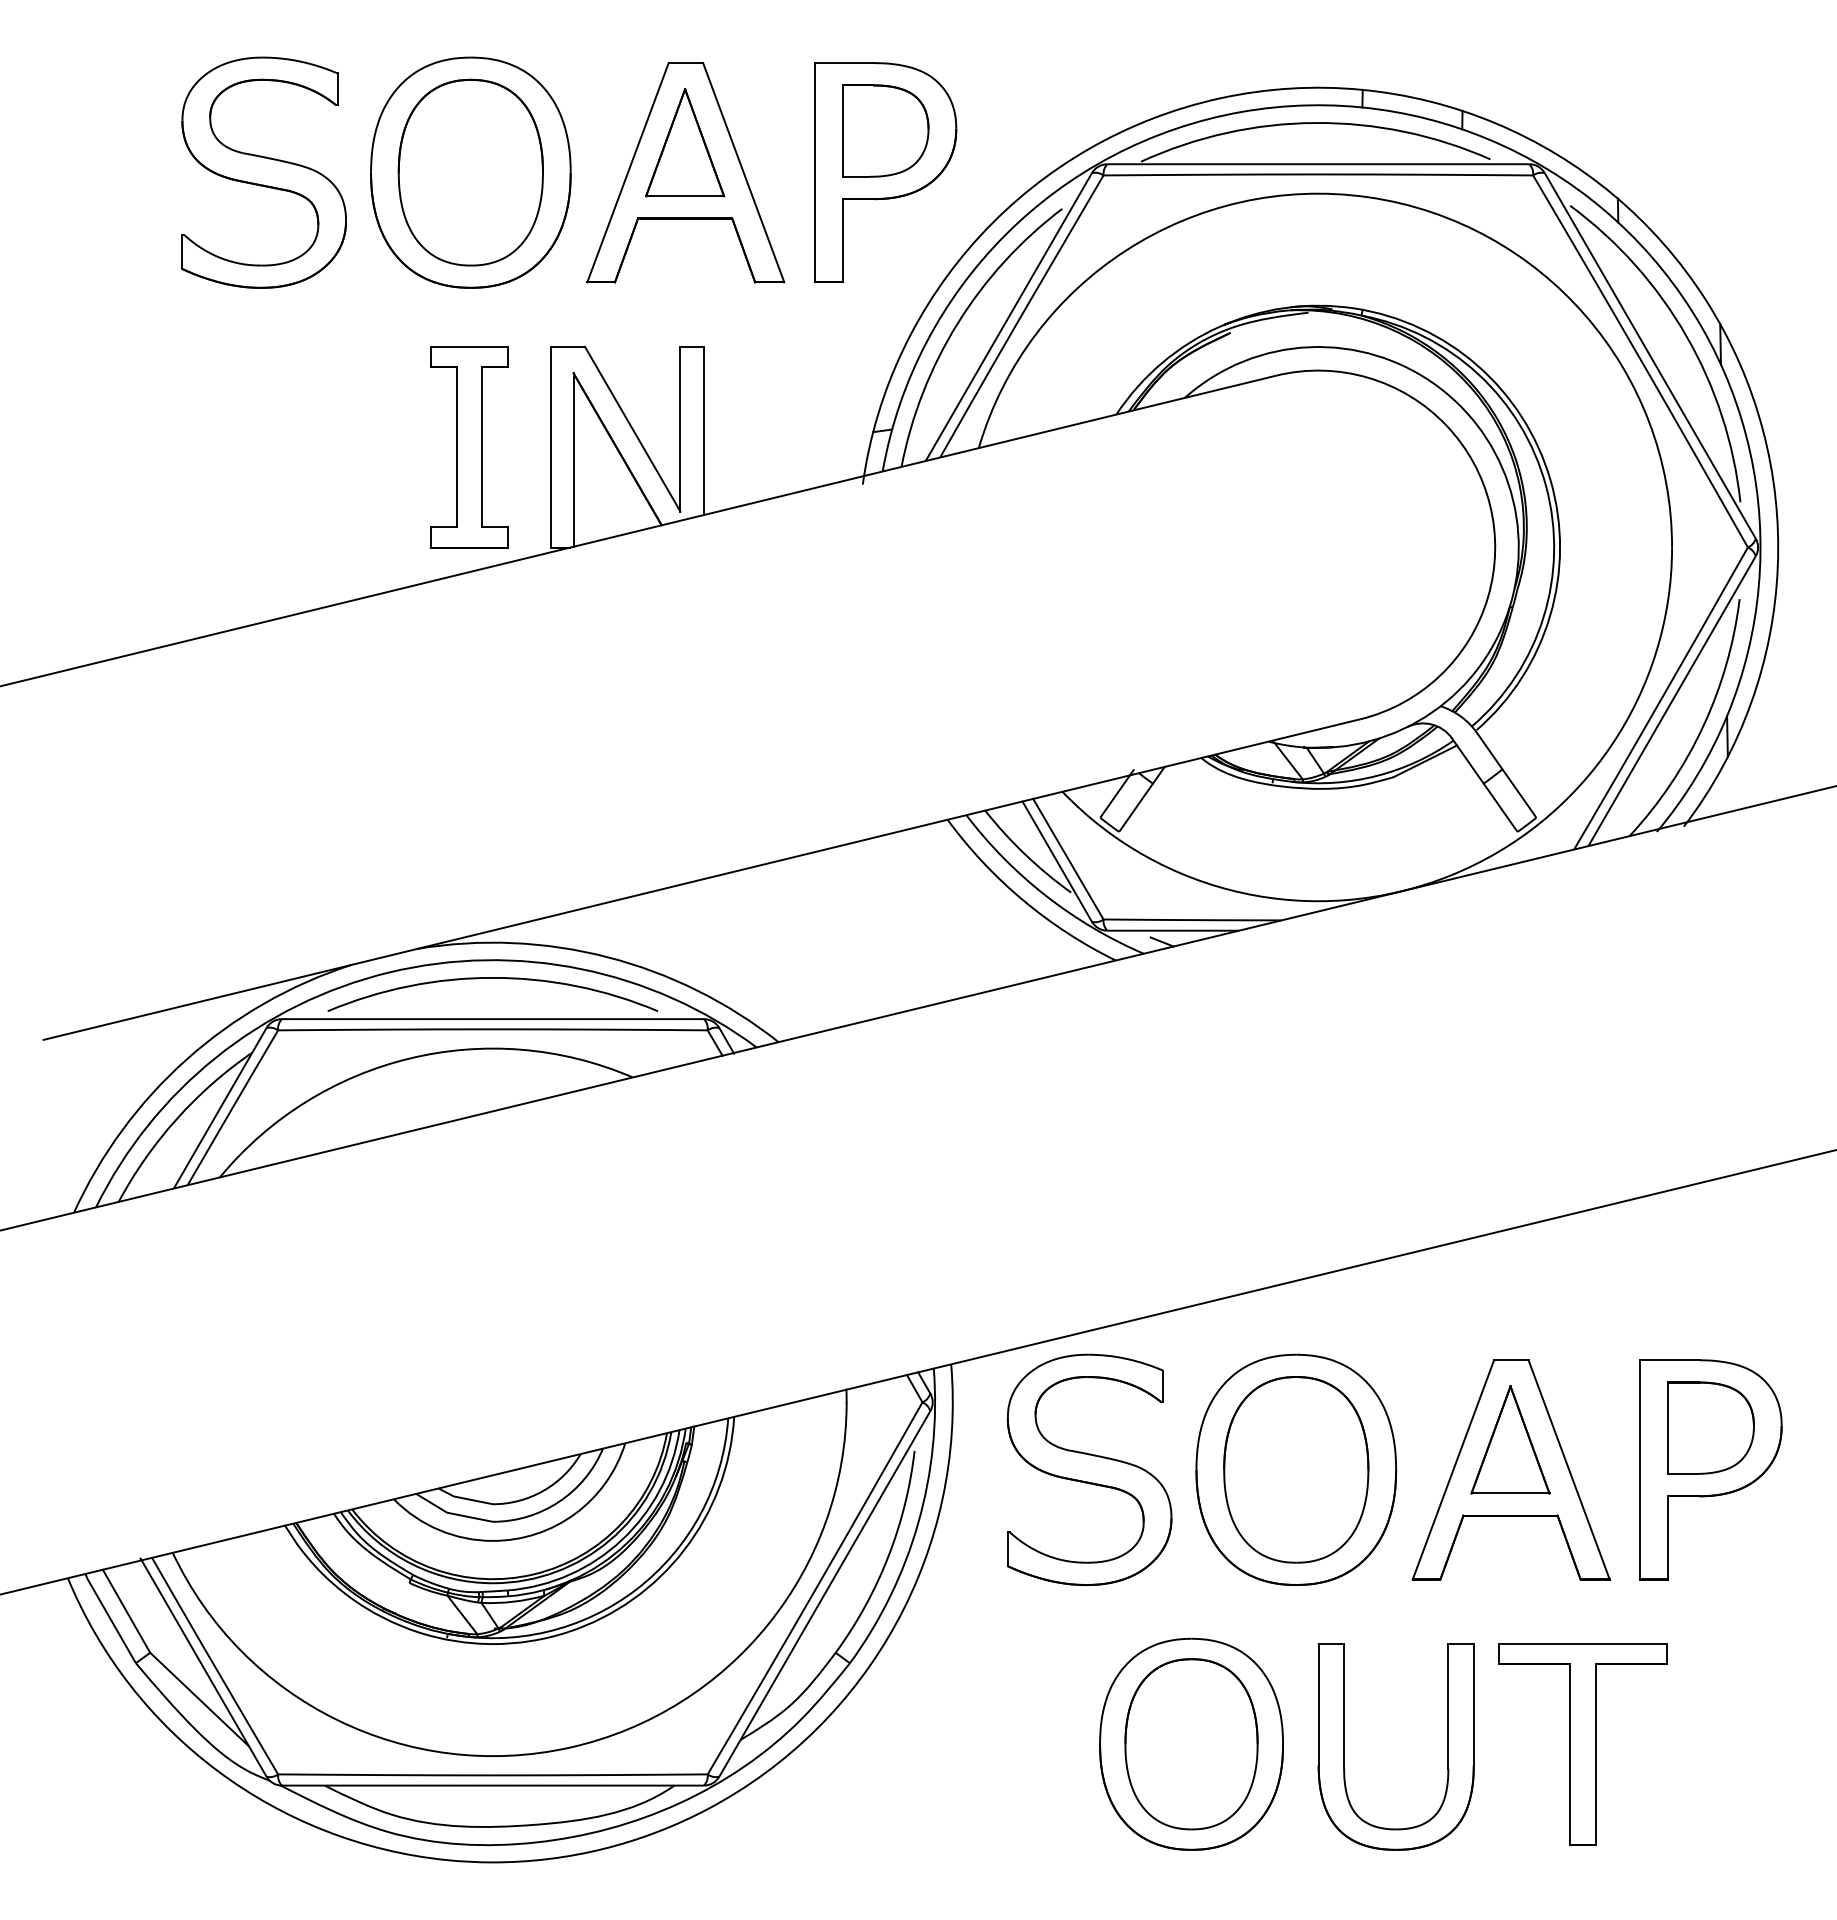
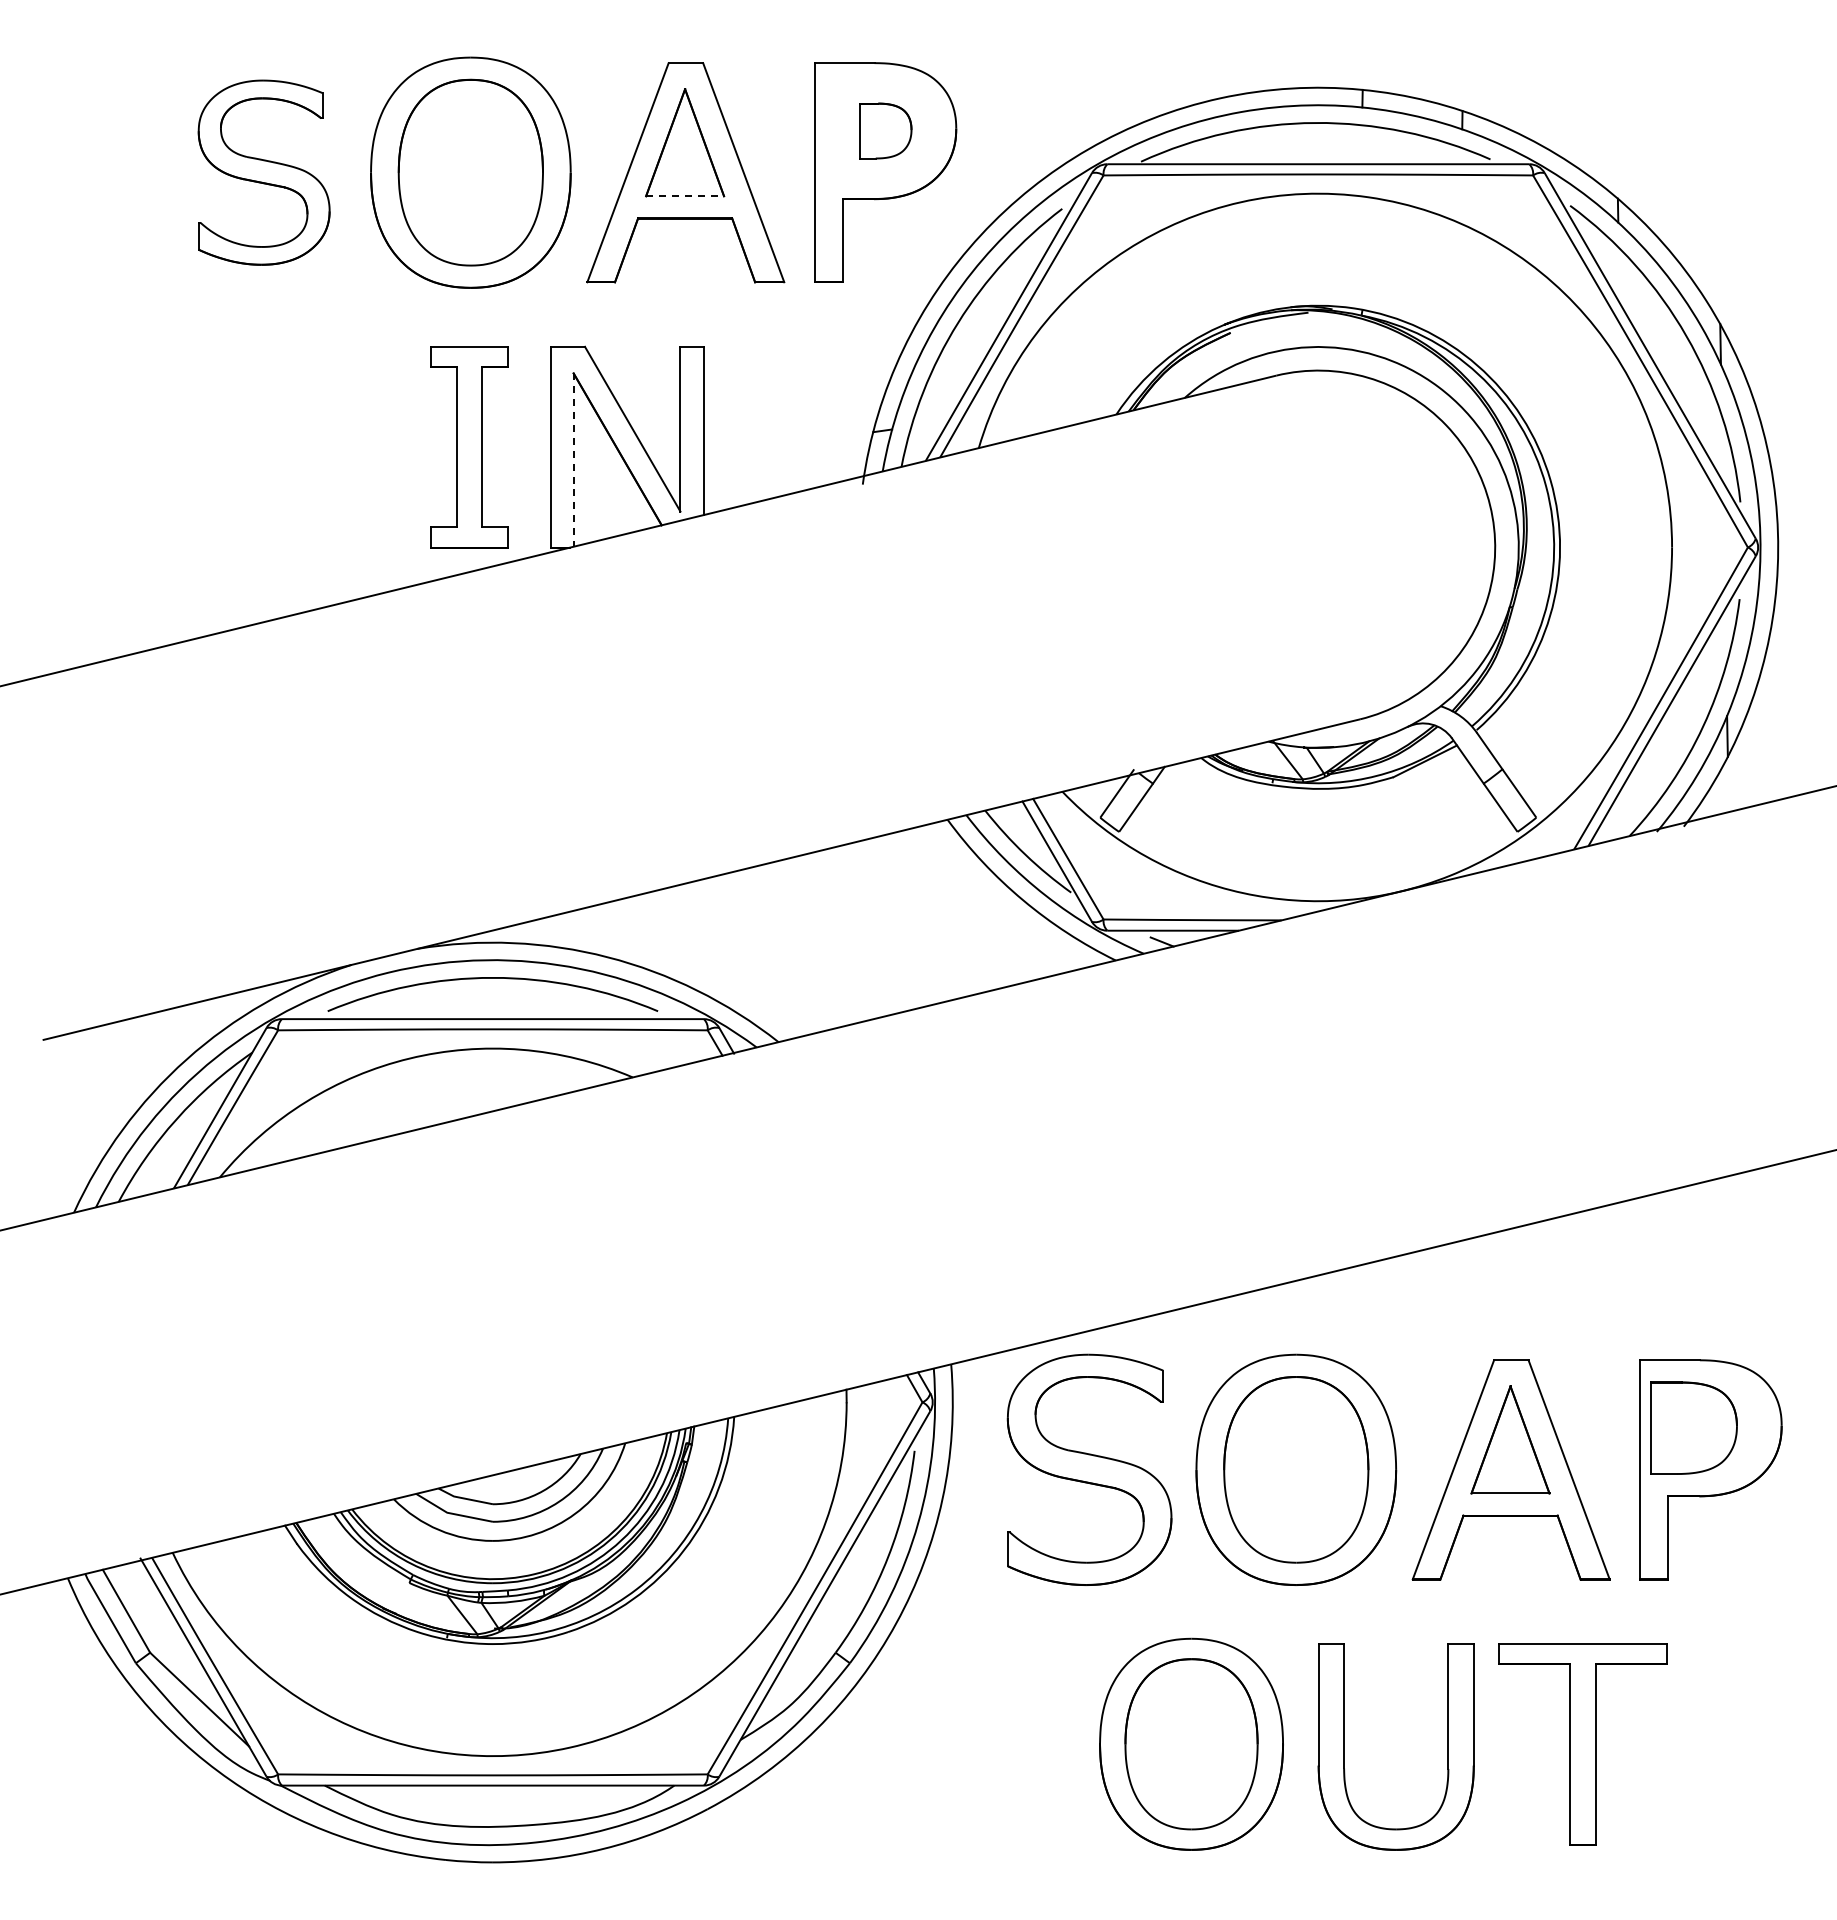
part size: 88x94 px -> 54x58 px (885, 130)
part size: 166x233 px -> 134x187 px (263, 172)
line: solid -> dashed (685, 196)
line: solid -> dashed (573, 460)
part position: (1710, 1427) -> (1693, 1427) (1693, 1427)
